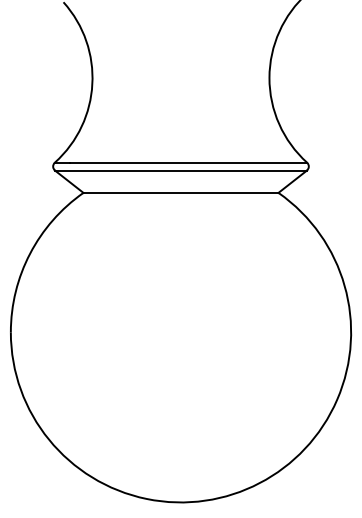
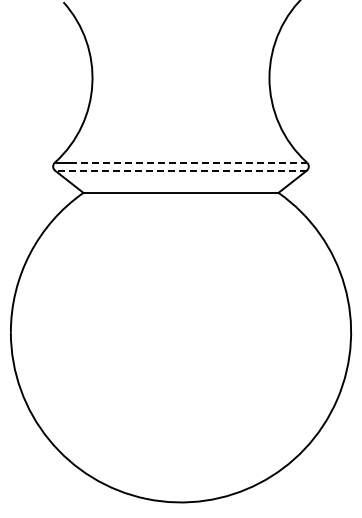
line: solid -> dashed (188, 162)
line: solid -> dashed (180, 170)
